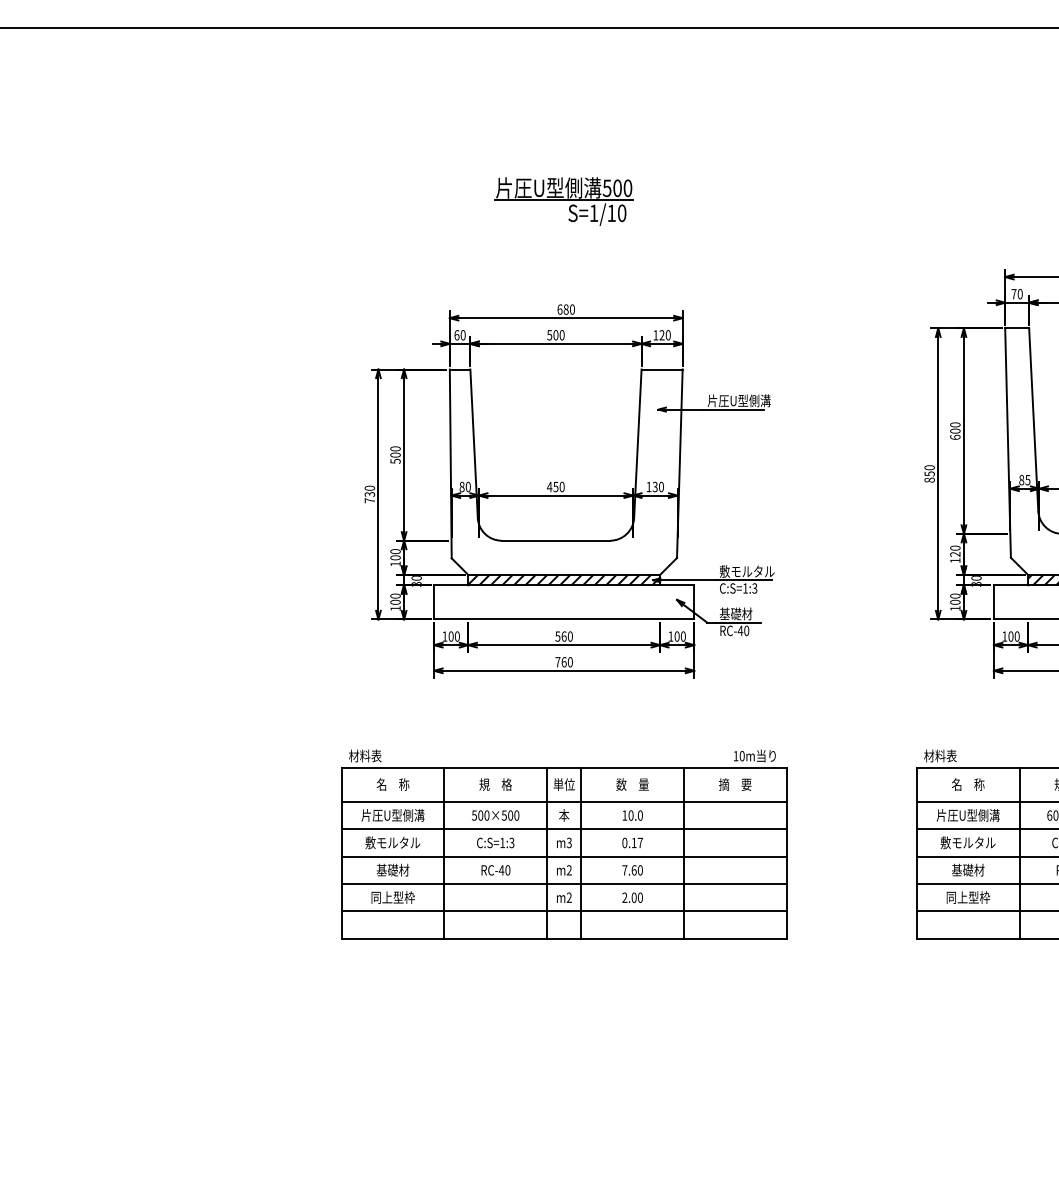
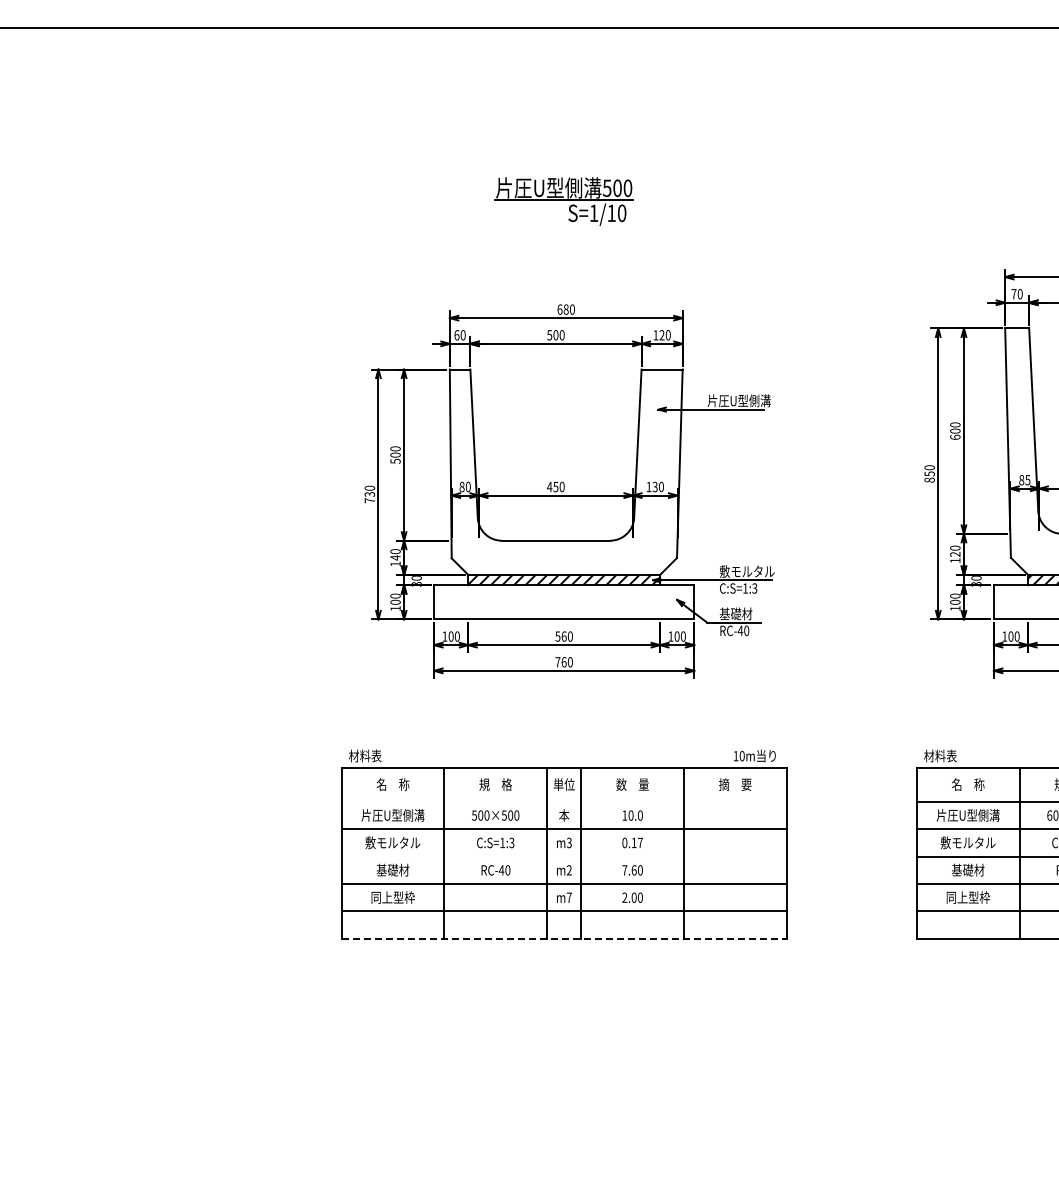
text: 100 -> 140 (395, 557)
line: present -> none (563, 801)
line: present -> none (563, 856)
text: m2 -> m7 (568, 897)
line: solid -> dashed (564, 938)
